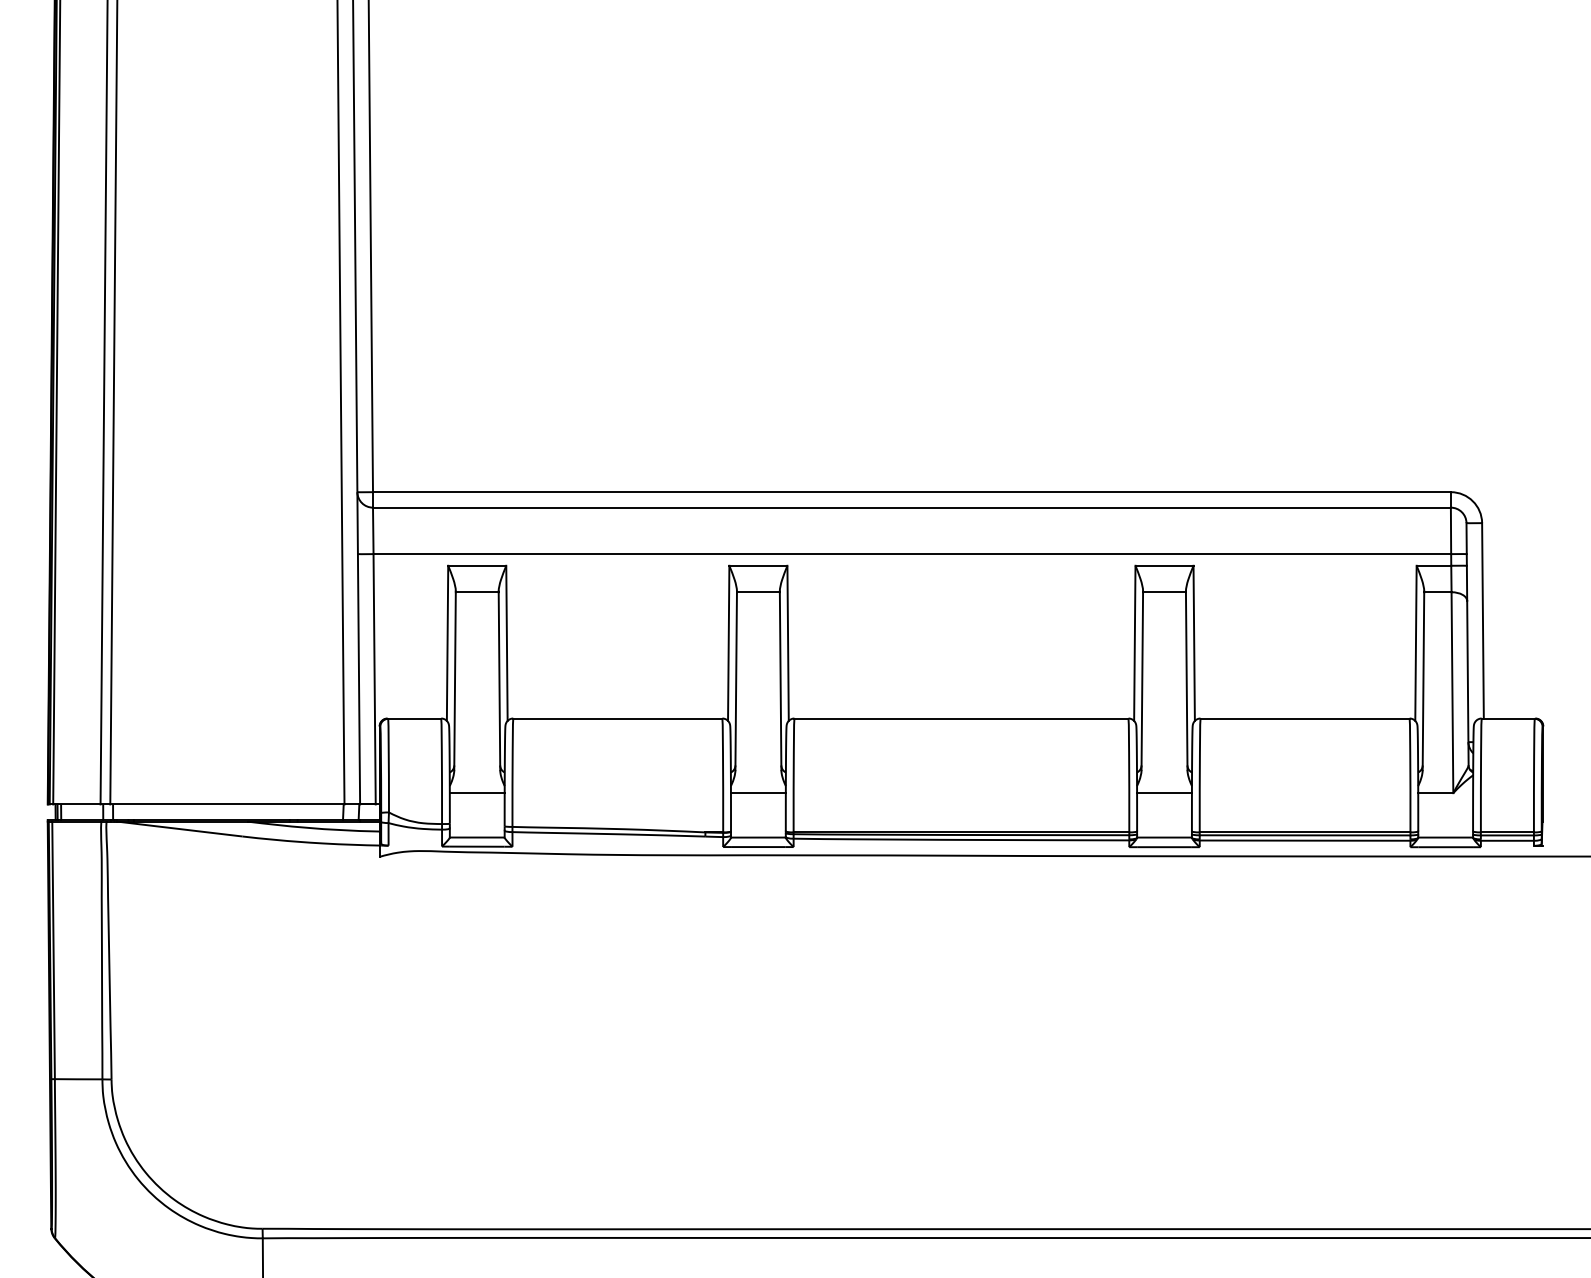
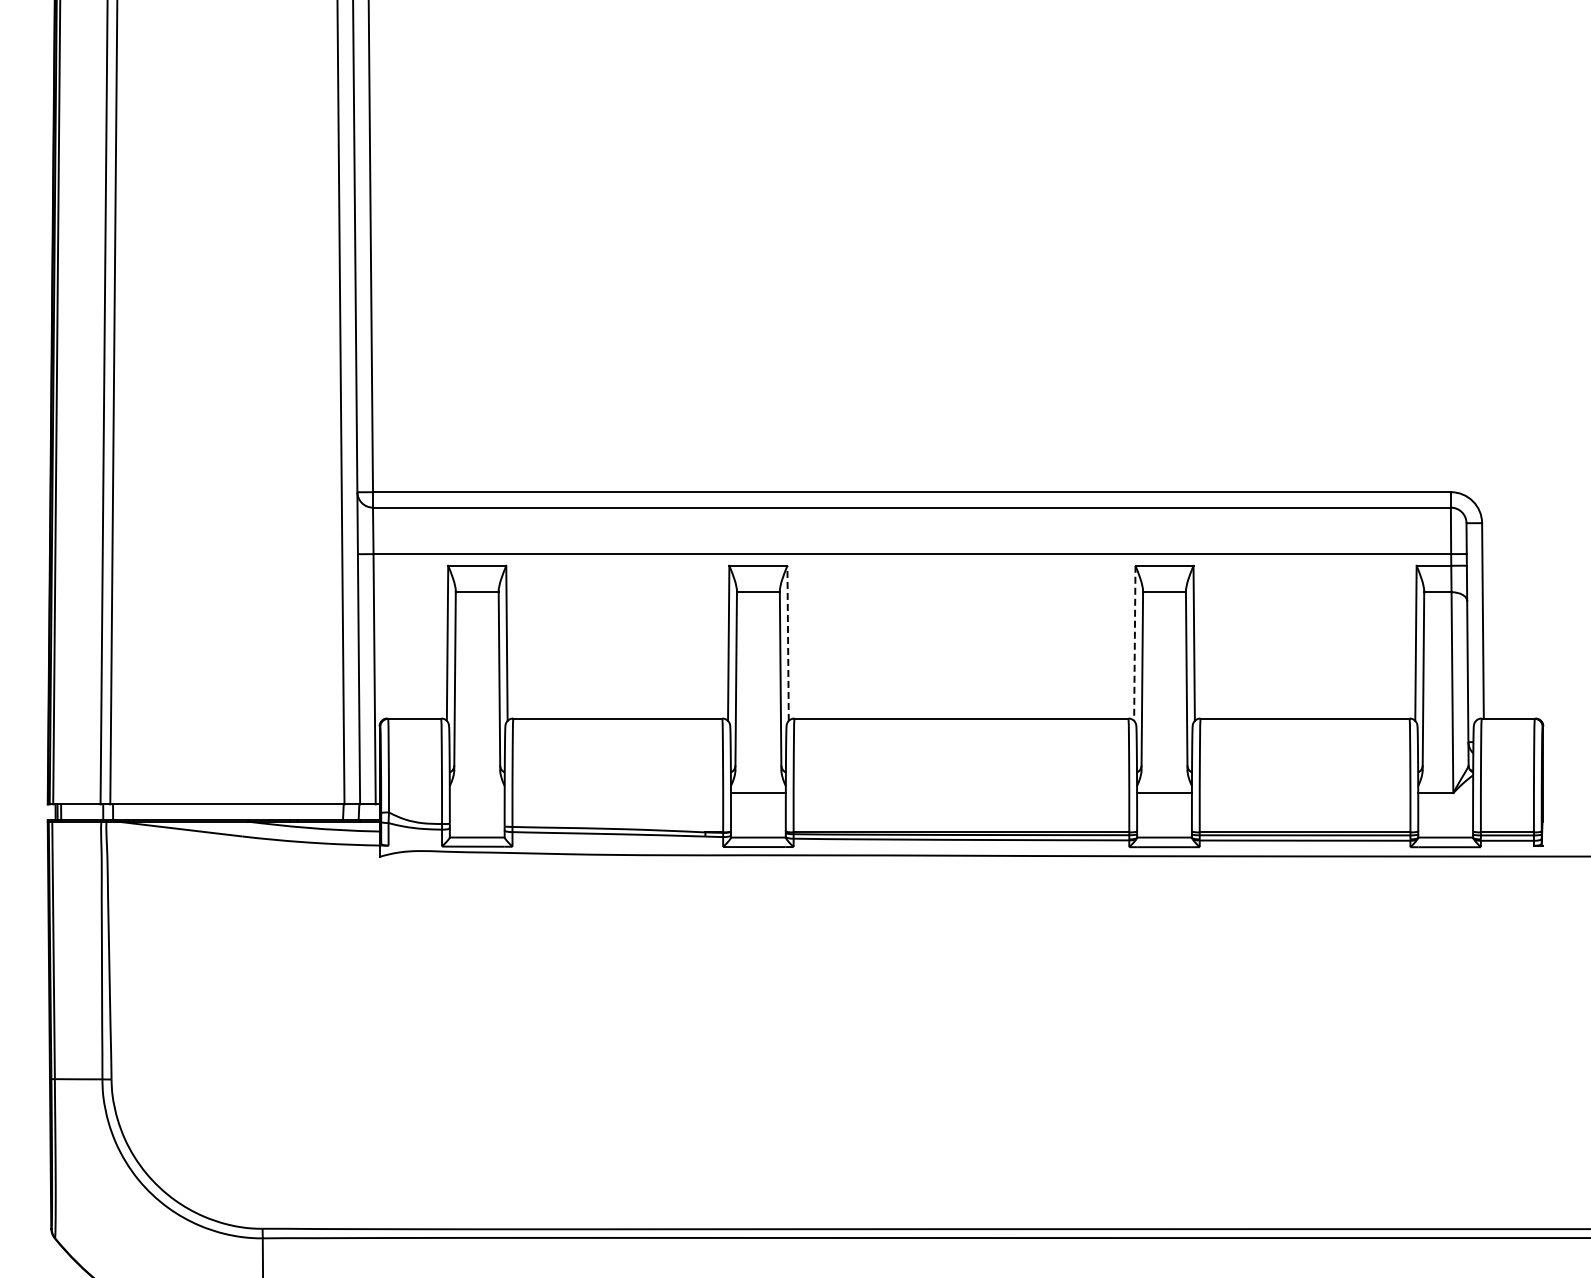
line: solid -> dashed (788, 643)
line: solid -> dashed (1134, 643)
line: present -> none (476, 793)
